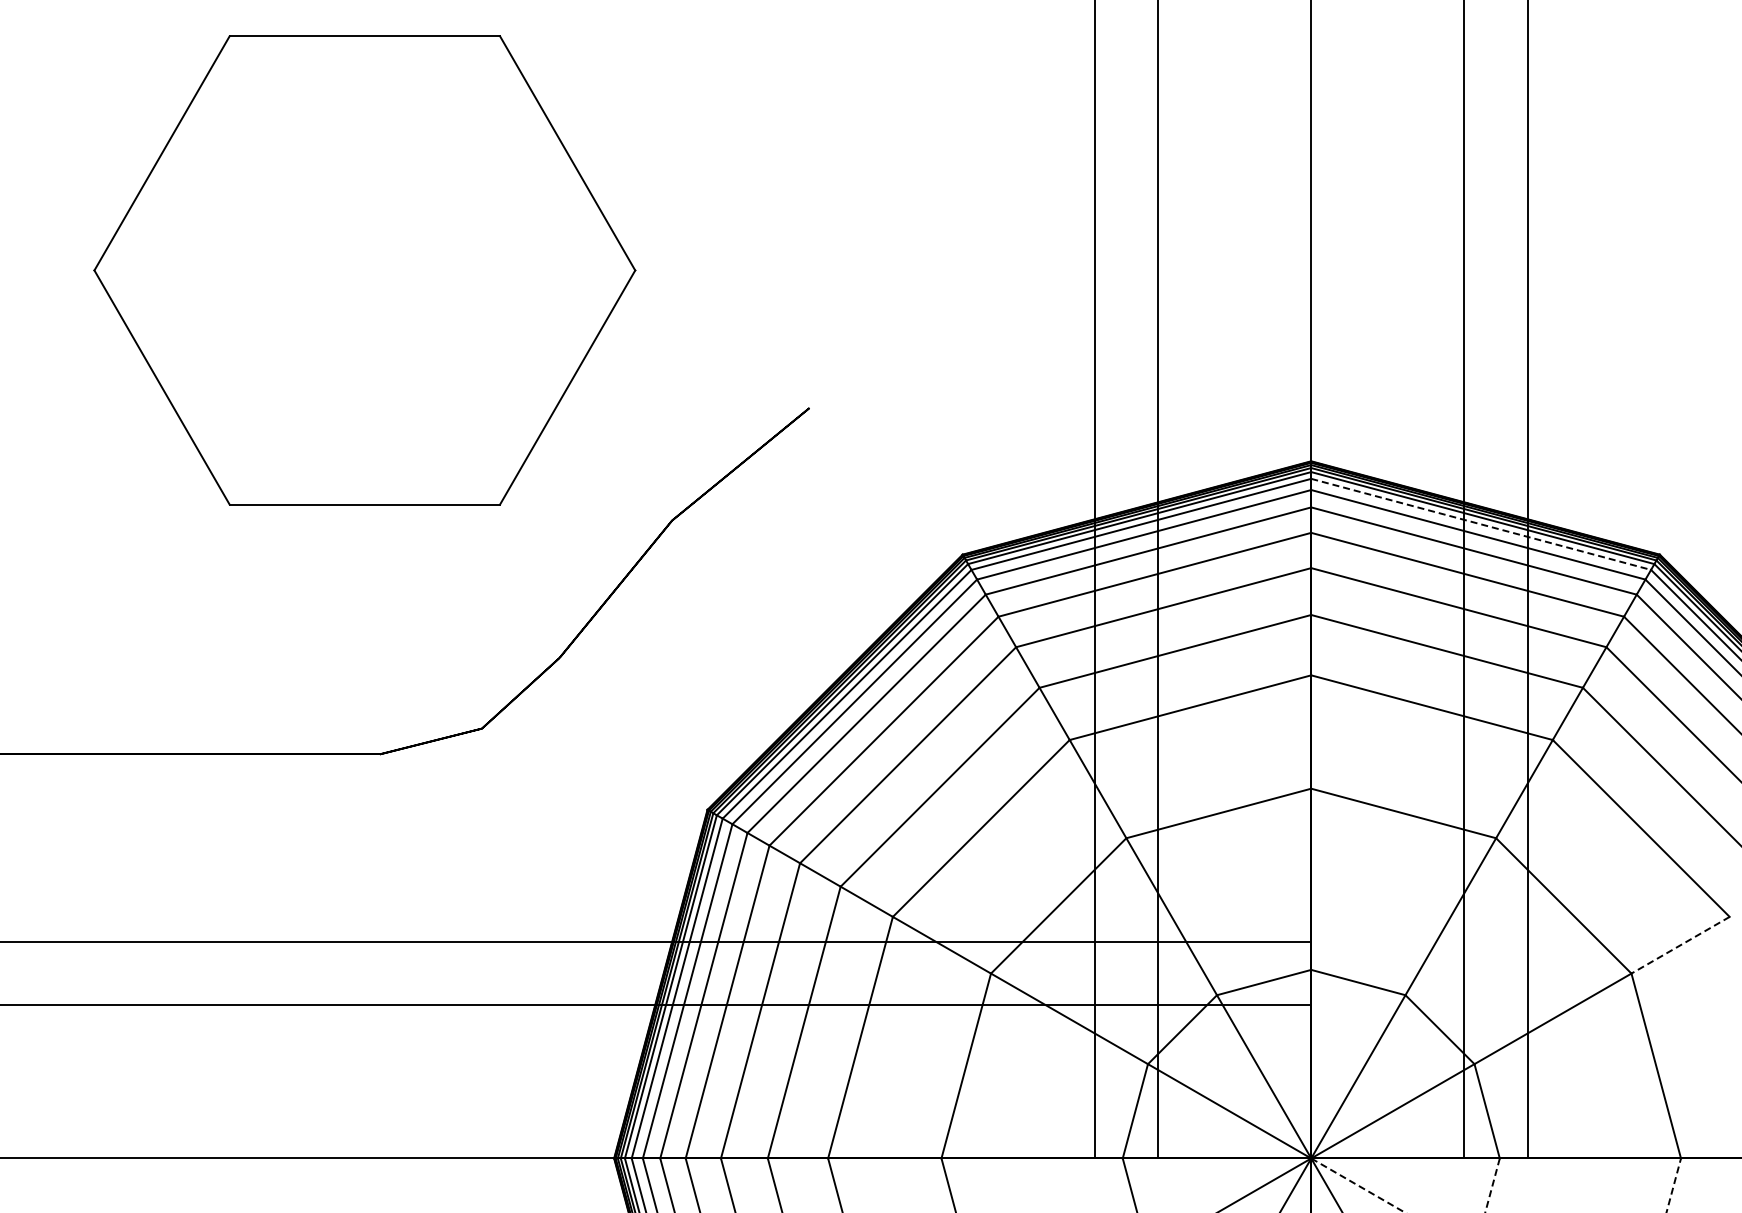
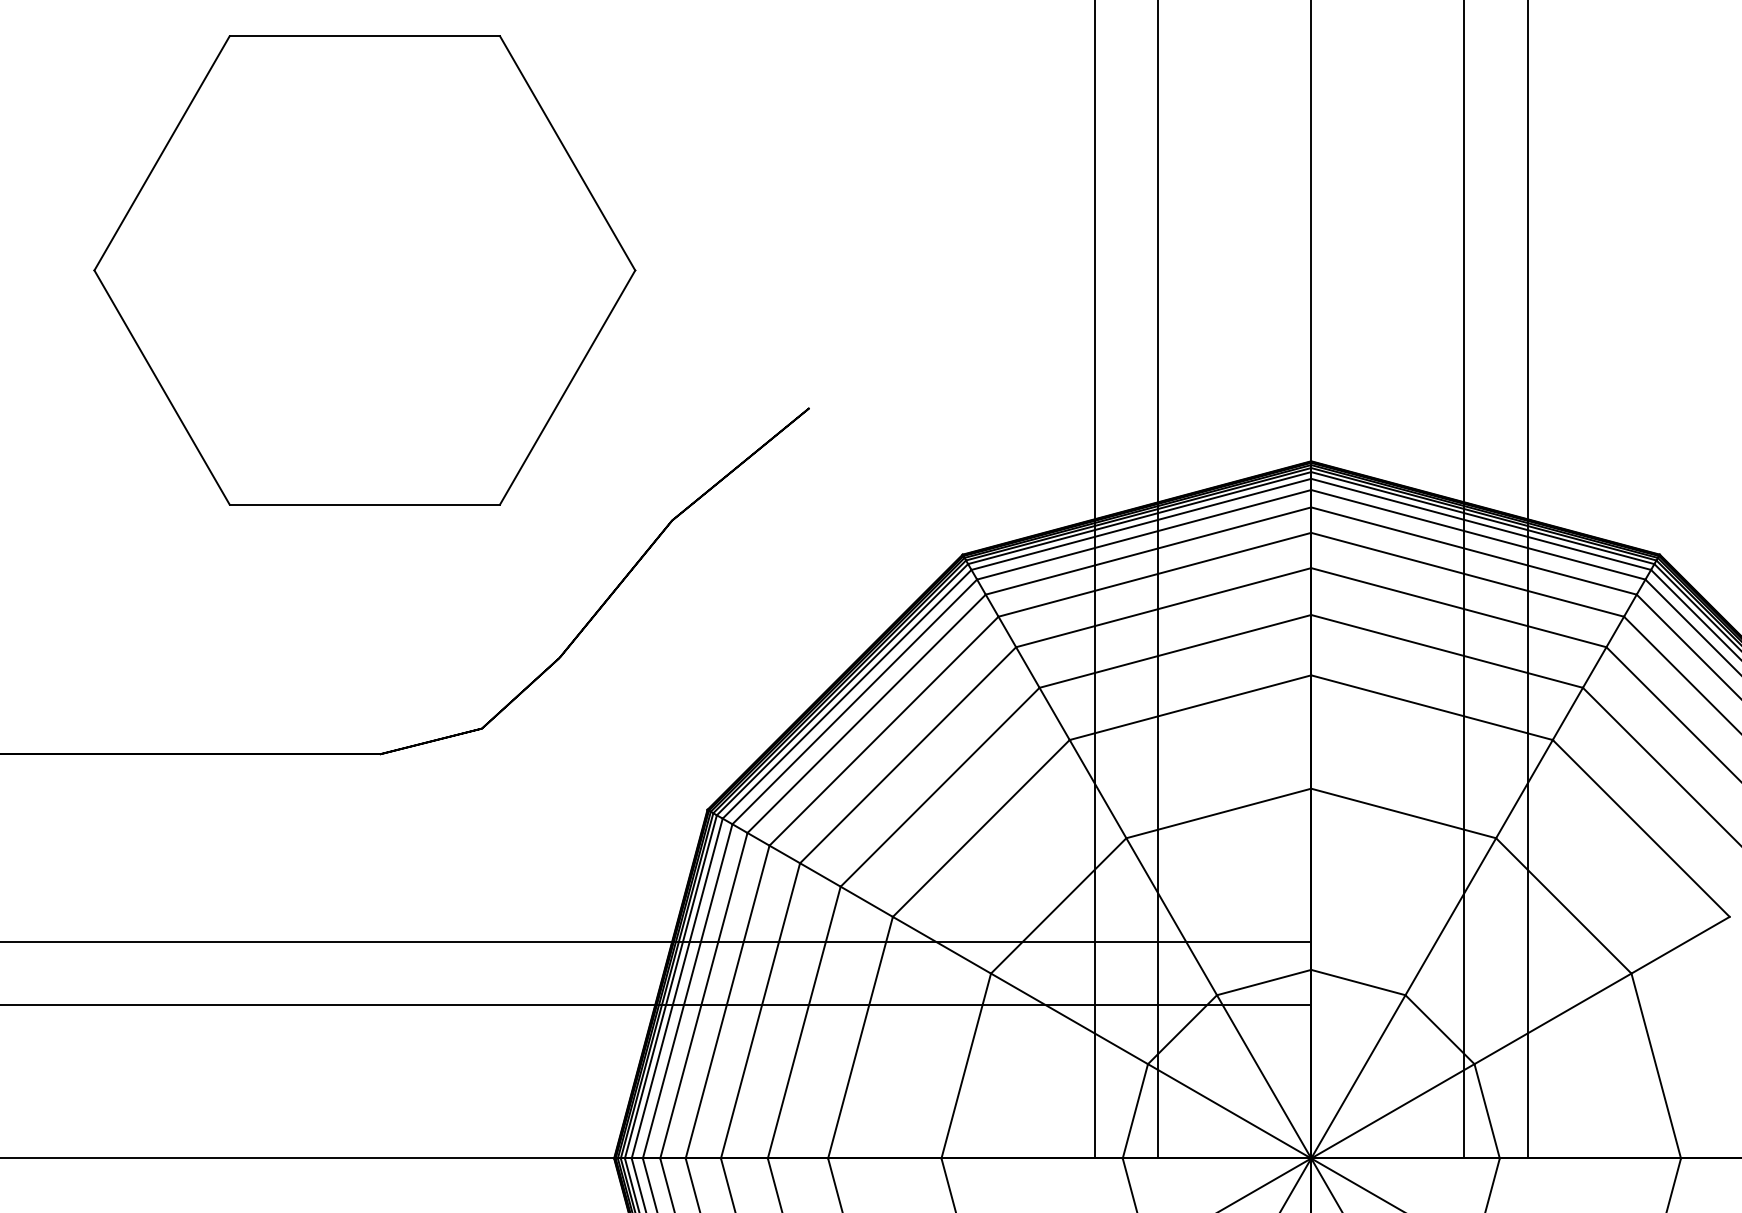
line: dashed -> solid (1481, 524)
line: dashed -> solid (1680, 945)
line: dashed -> solid (1358, 1185)
line: dashed -> solid (1492, 1185)
line: dashed -> solid (1673, 1185)
